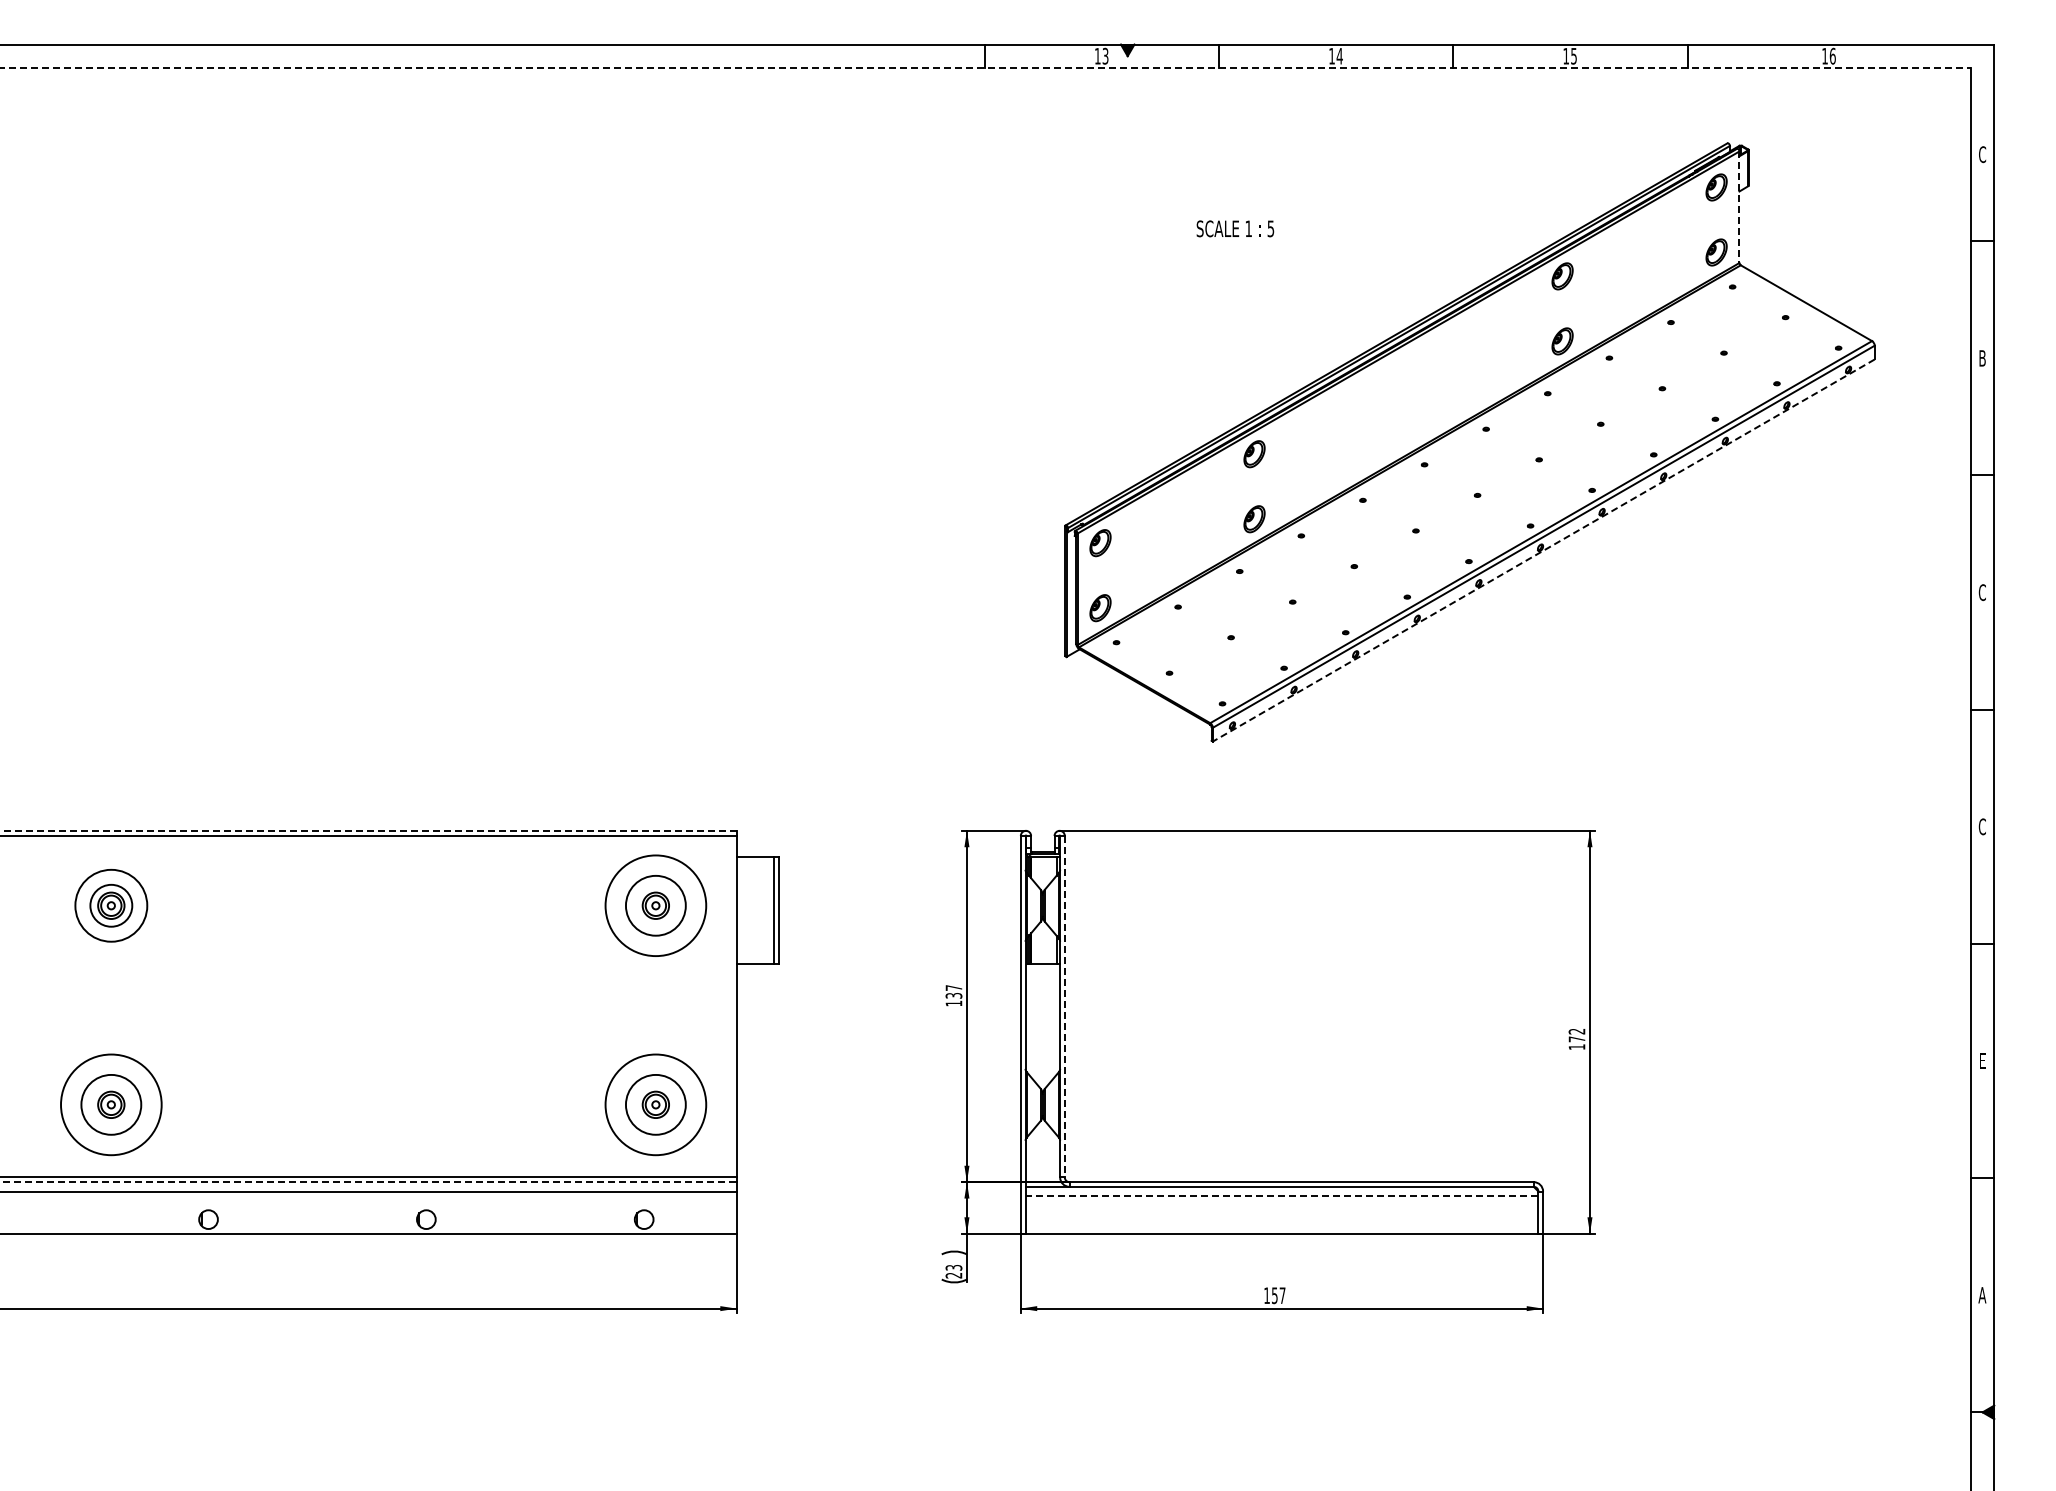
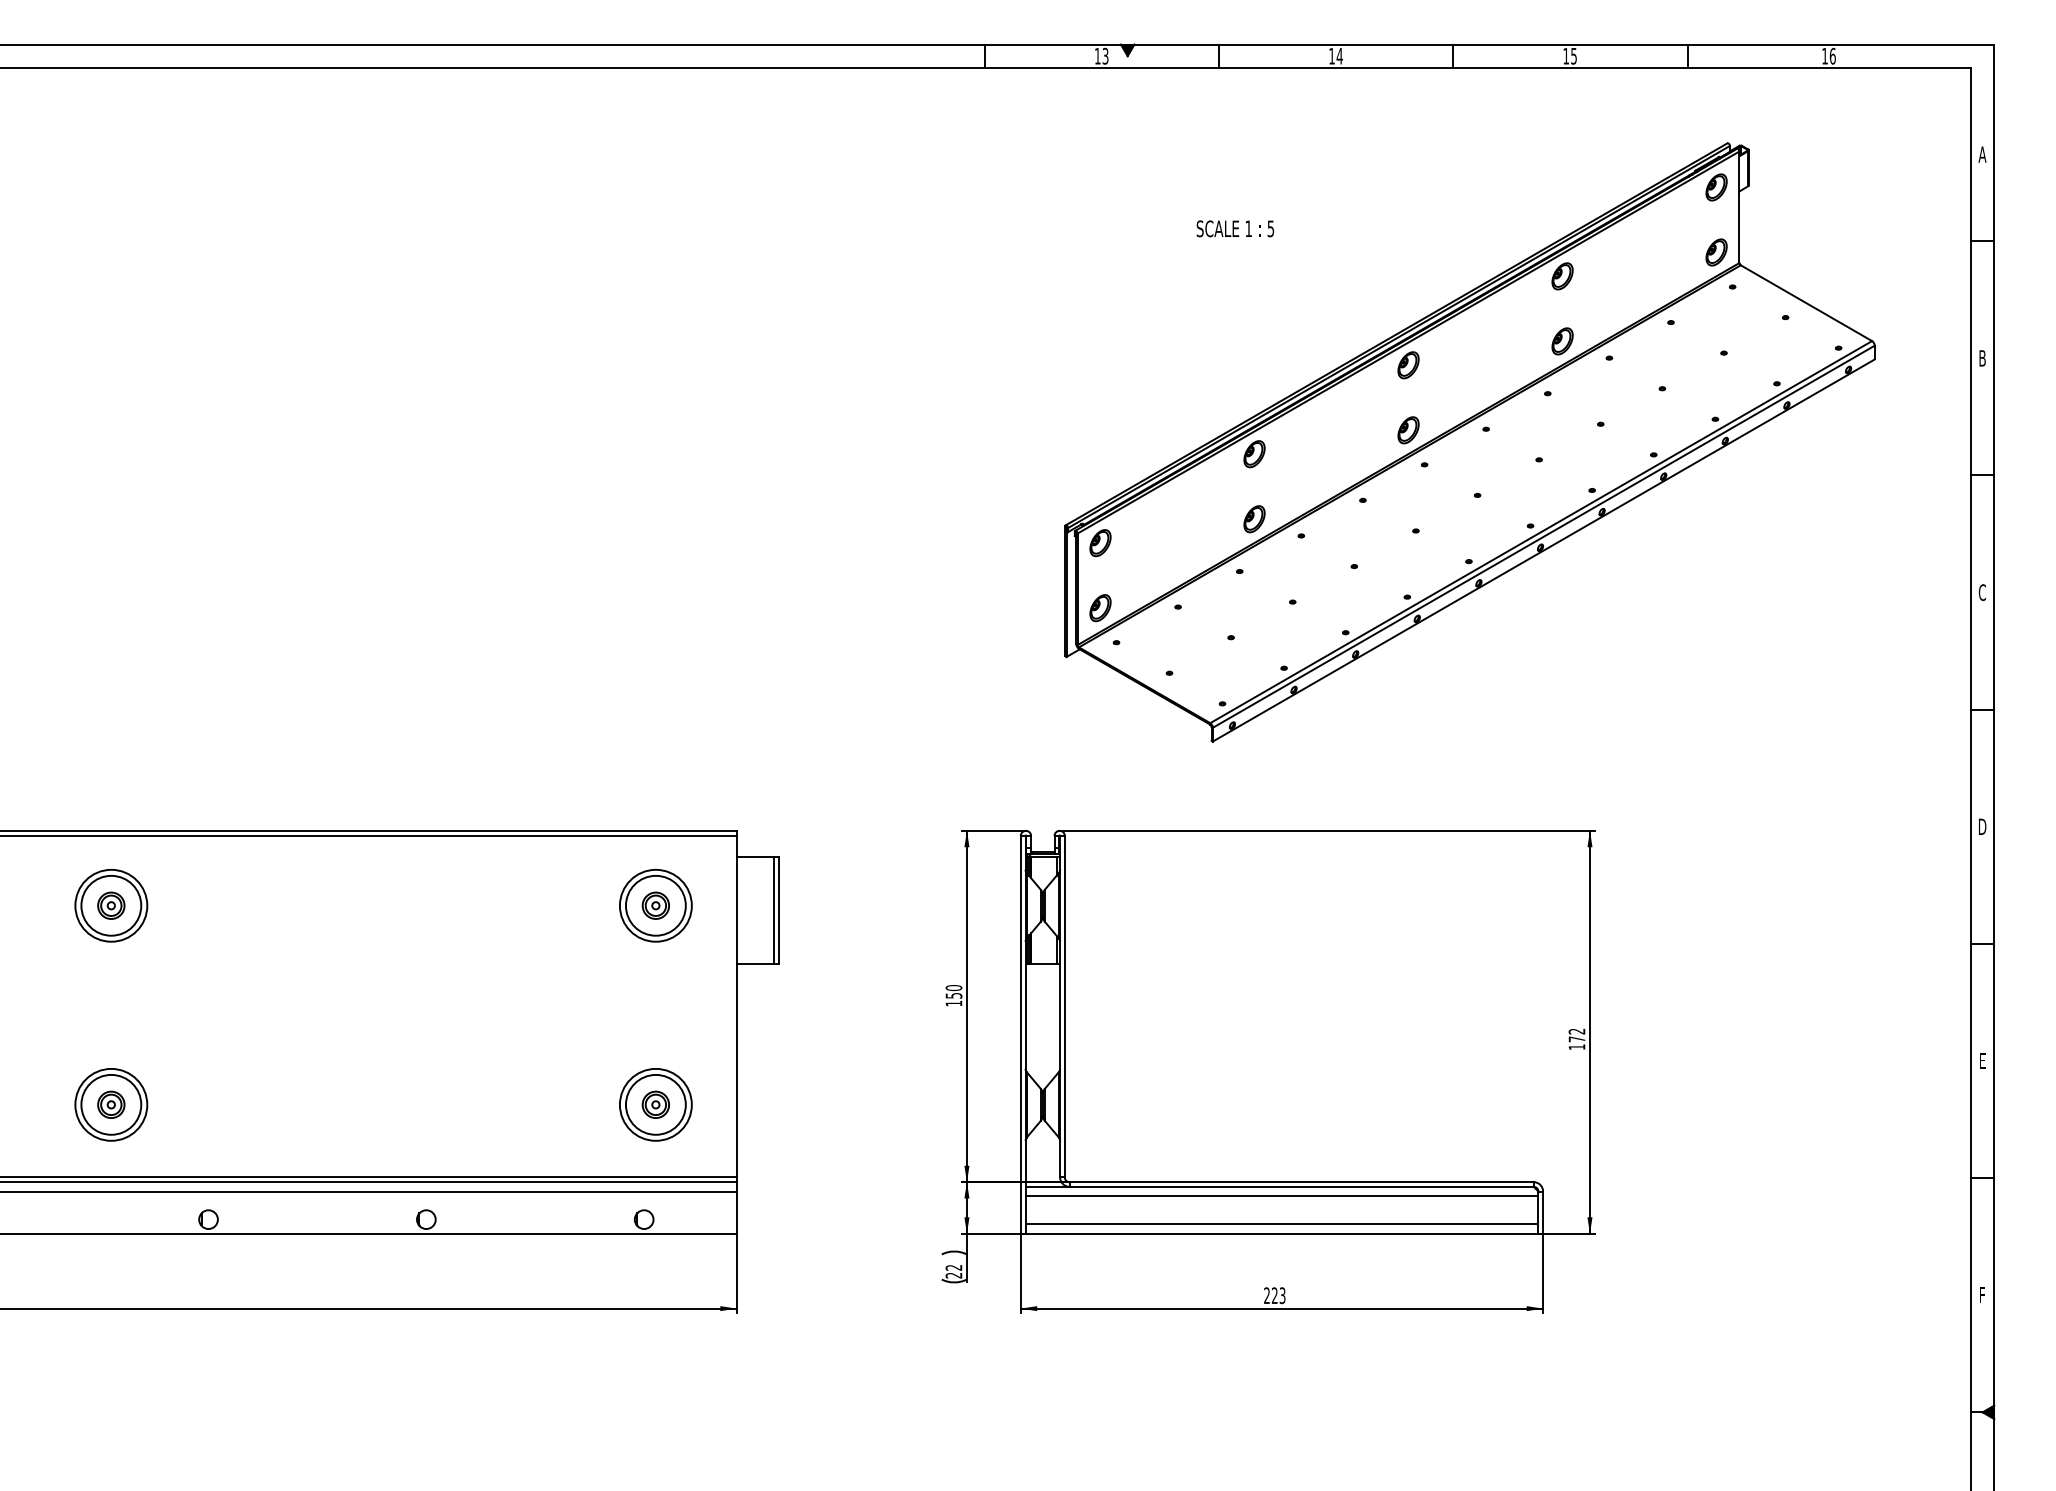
line: dashed -> solid (986, 67)
text: C -> A (1982, 154)
line: dashed -> solid (1739, 207)
part: none -> present (1408, 365)
part: none -> present (1408, 430)
line: dashed -> solid (1543, 550)
text: C -> D (1982, 826)
line: dashed -> solid (368, 830)
circle diameter: 42 px -> 60 px (111, 905)
circle diameter: 101 px -> 72 px (655, 905)
text: 137 -> 150 (953, 991)
line: dashed -> solid (1064, 1006)
circle diameter: 101 px -> 72 px (111, 1104)
circle diameter: 101 px -> 72 px (655, 1104)
line: dashed -> solid (368, 1182)
line: dashed -> solid (1281, 1196)
line: none -> present (1281, 1224)
text: 23 -> 22 (954, 1267)
text: 157 -> 223 (1274, 1295)
text: A -> F (1982, 1295)
